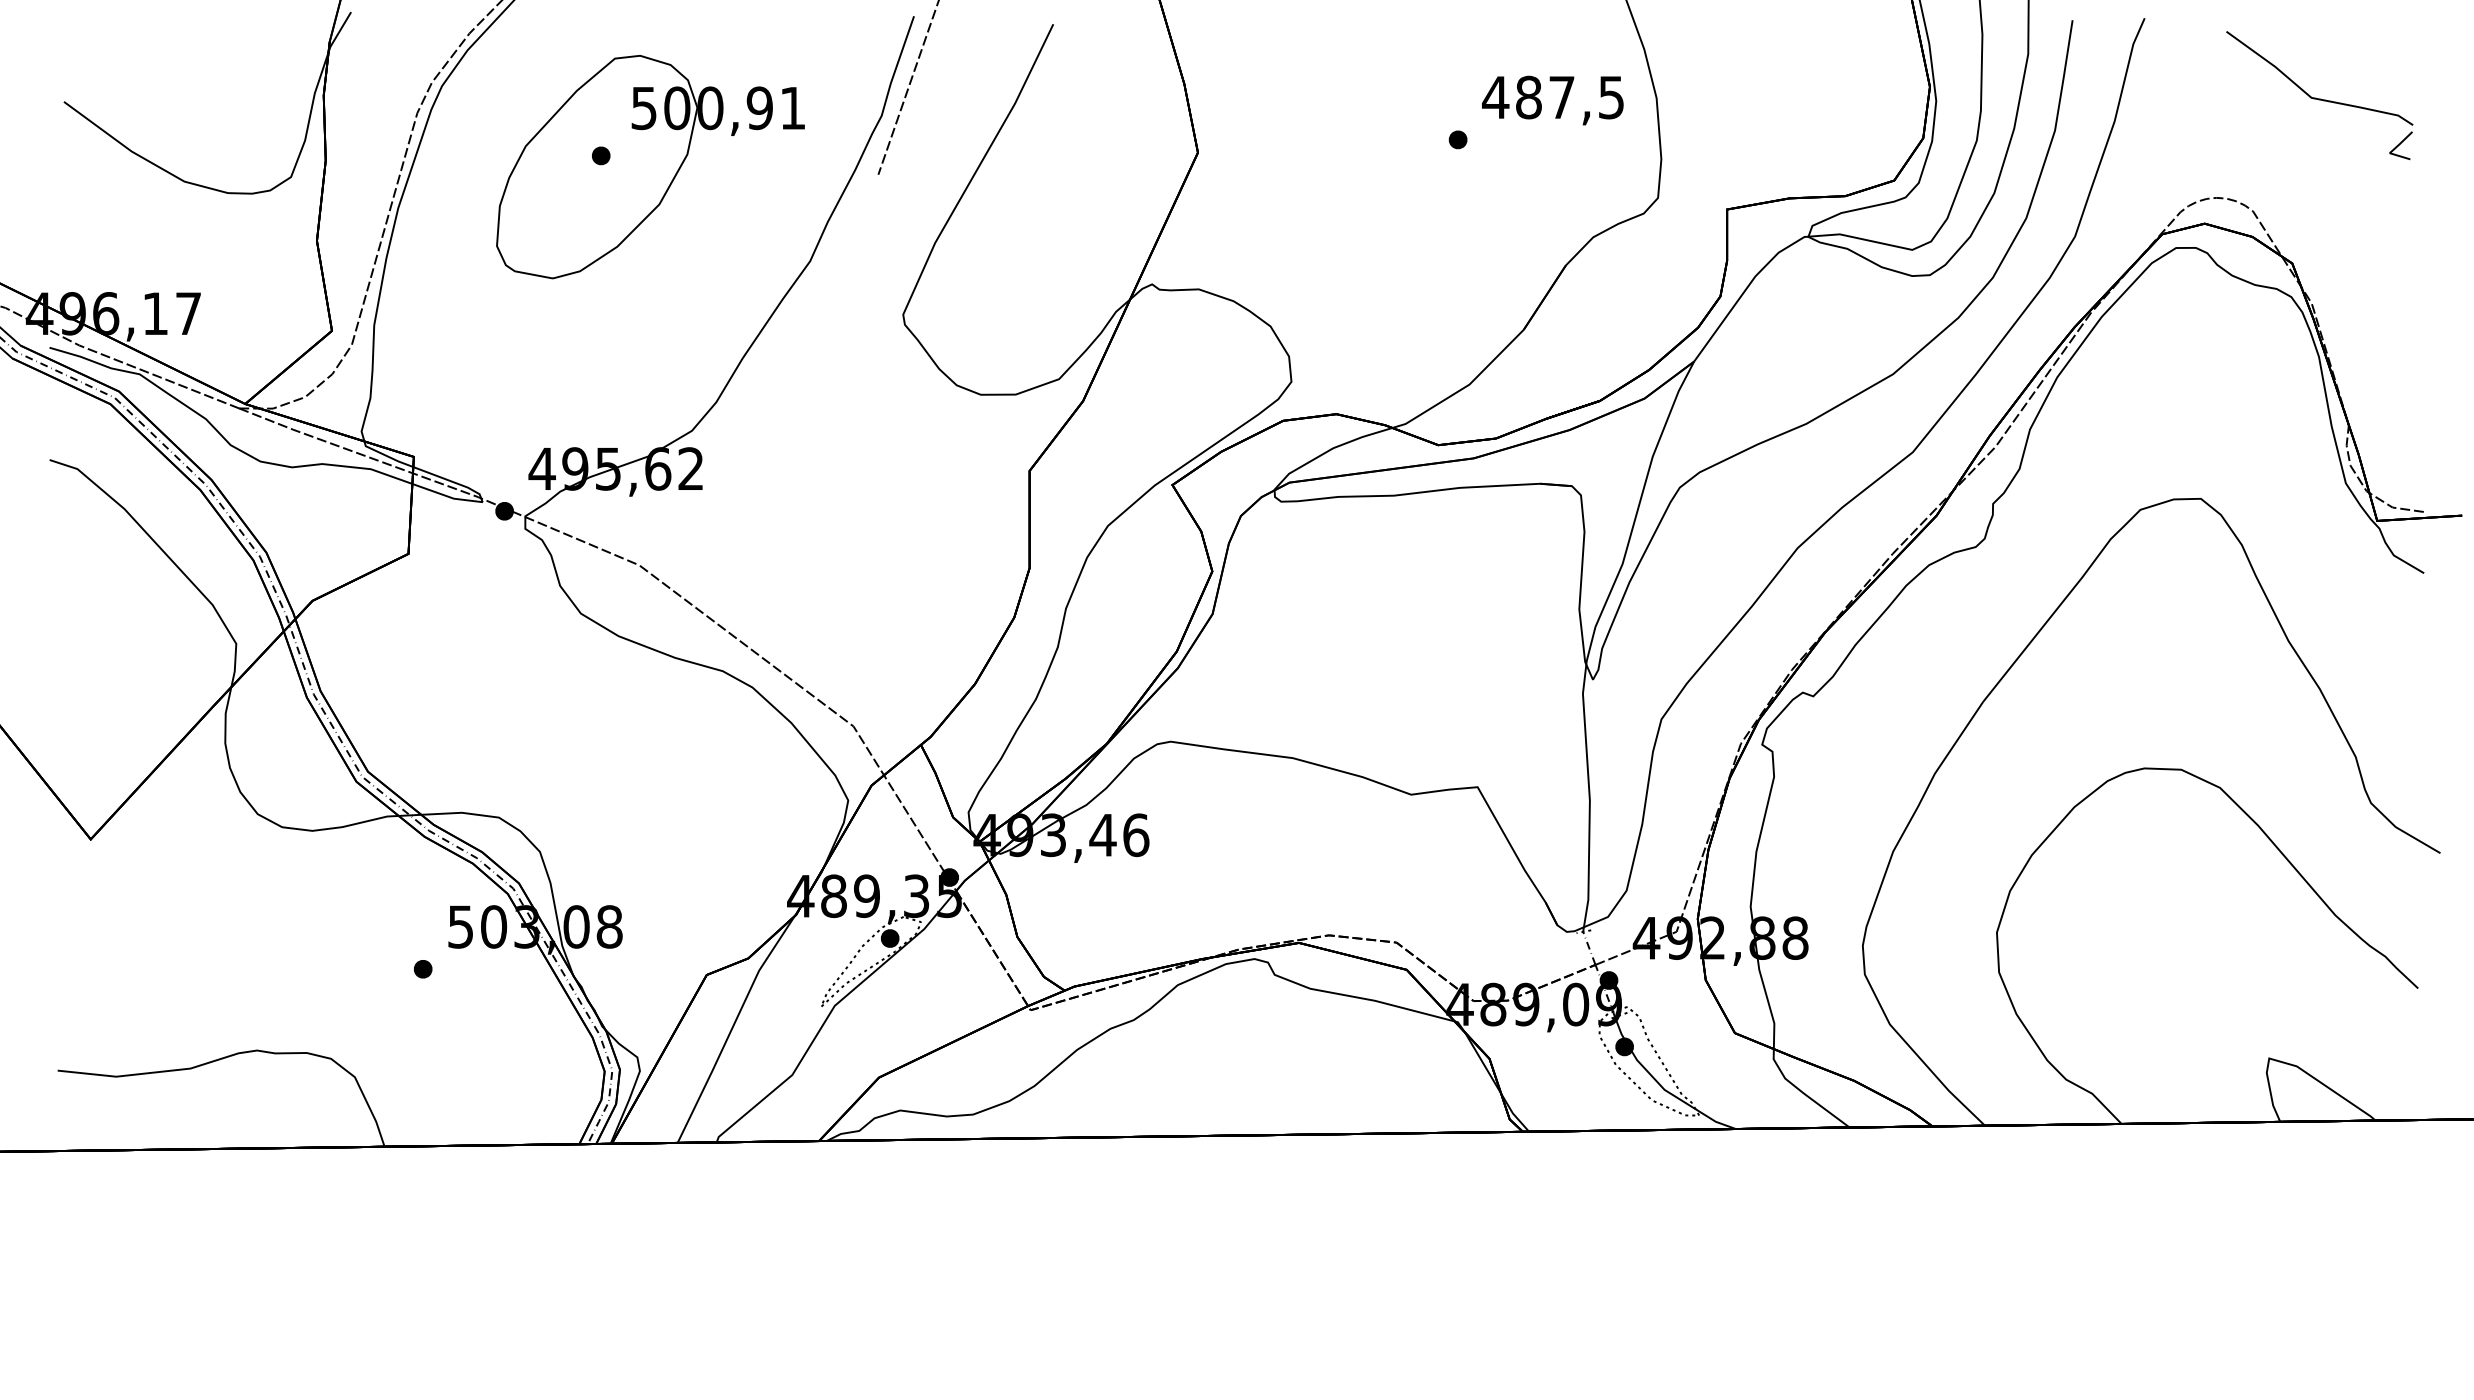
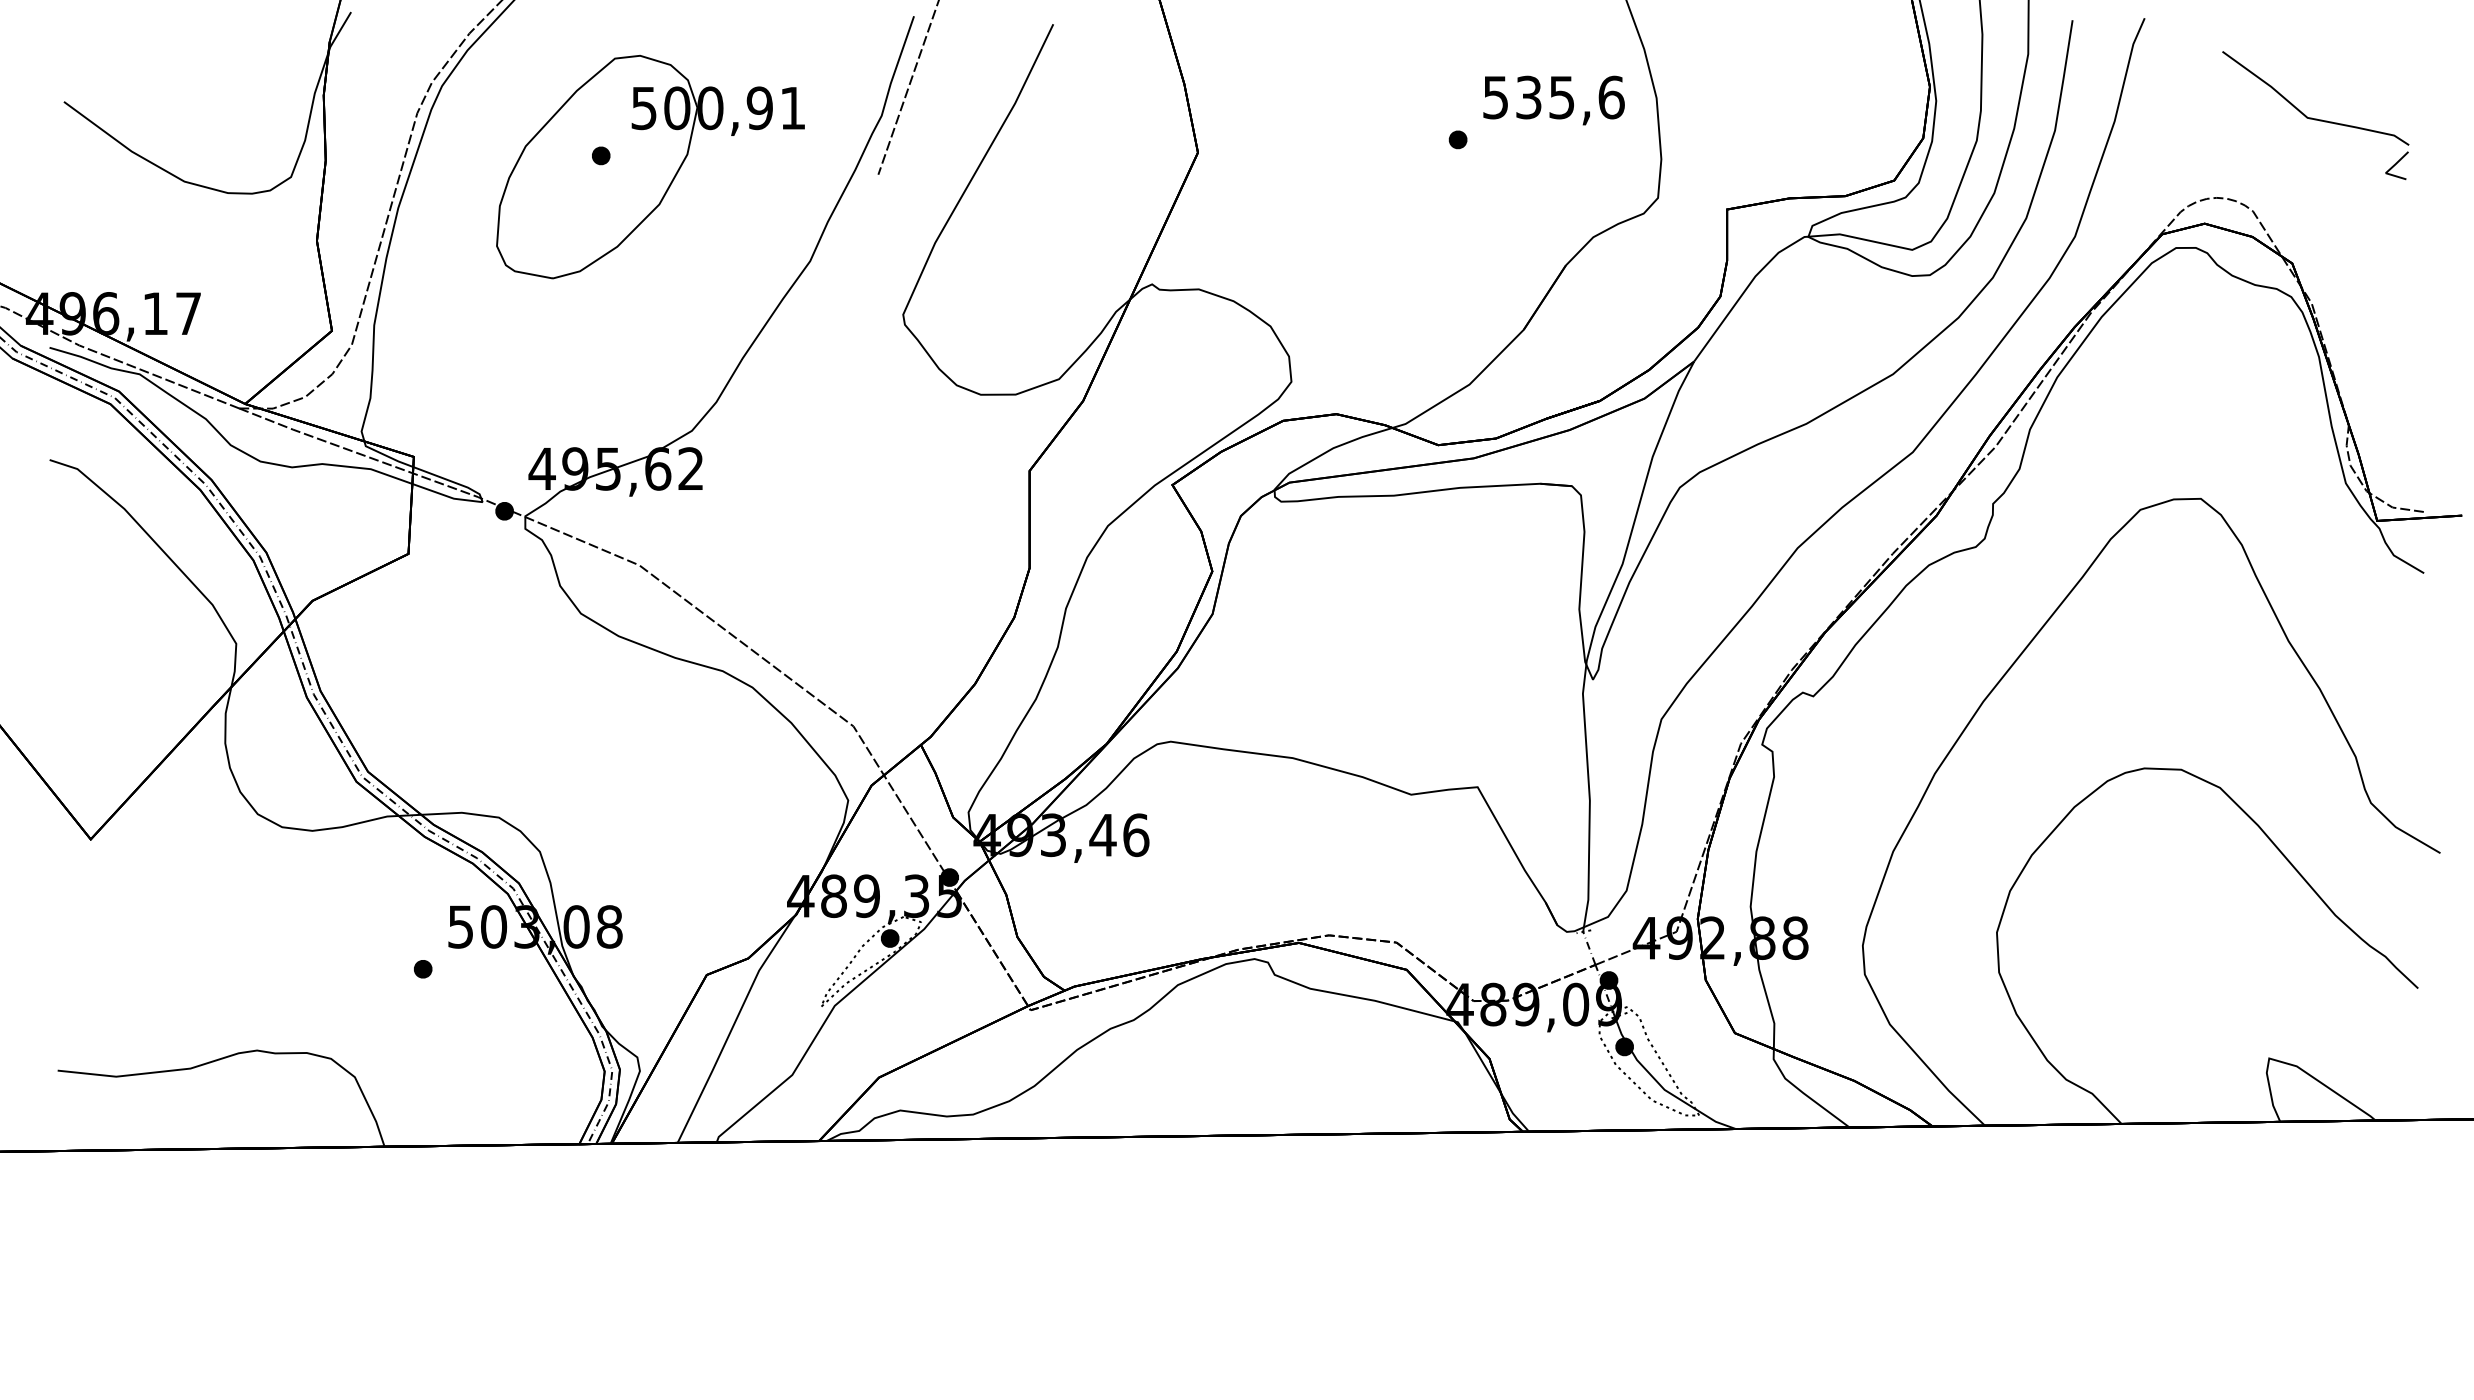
part position: (2319, 95) -> (2315, 115) (2315, 115)
text: 487,5 -> 535,6 (1553, 97)
